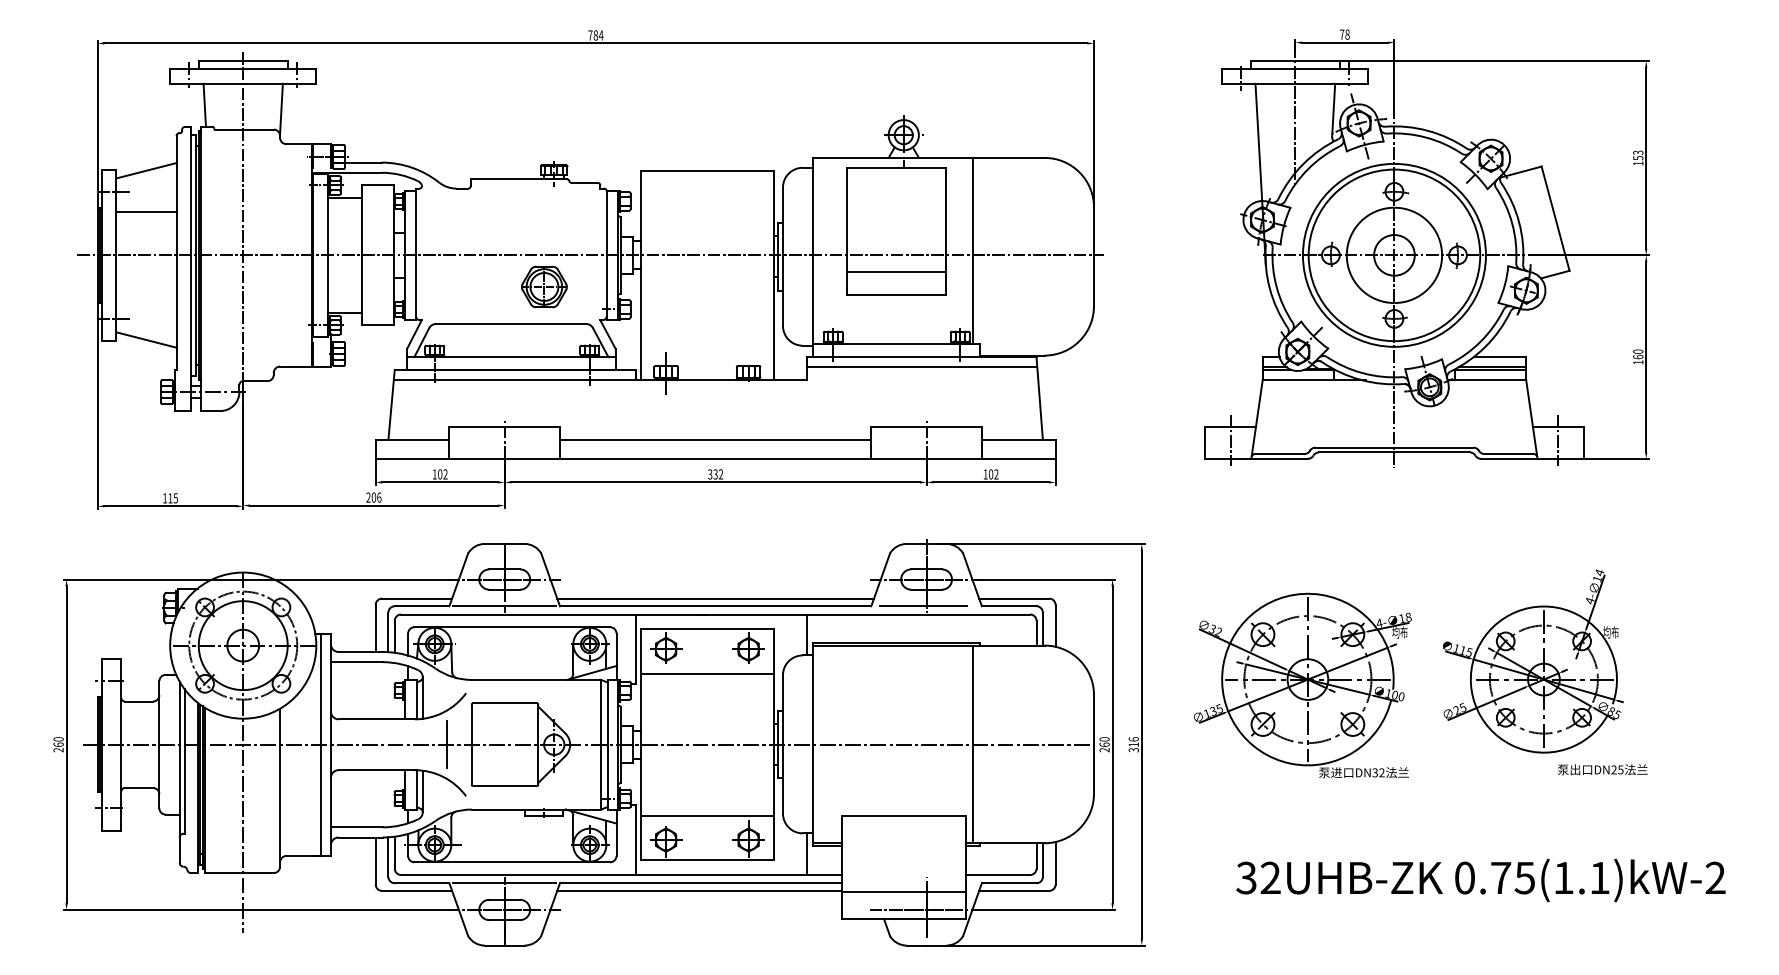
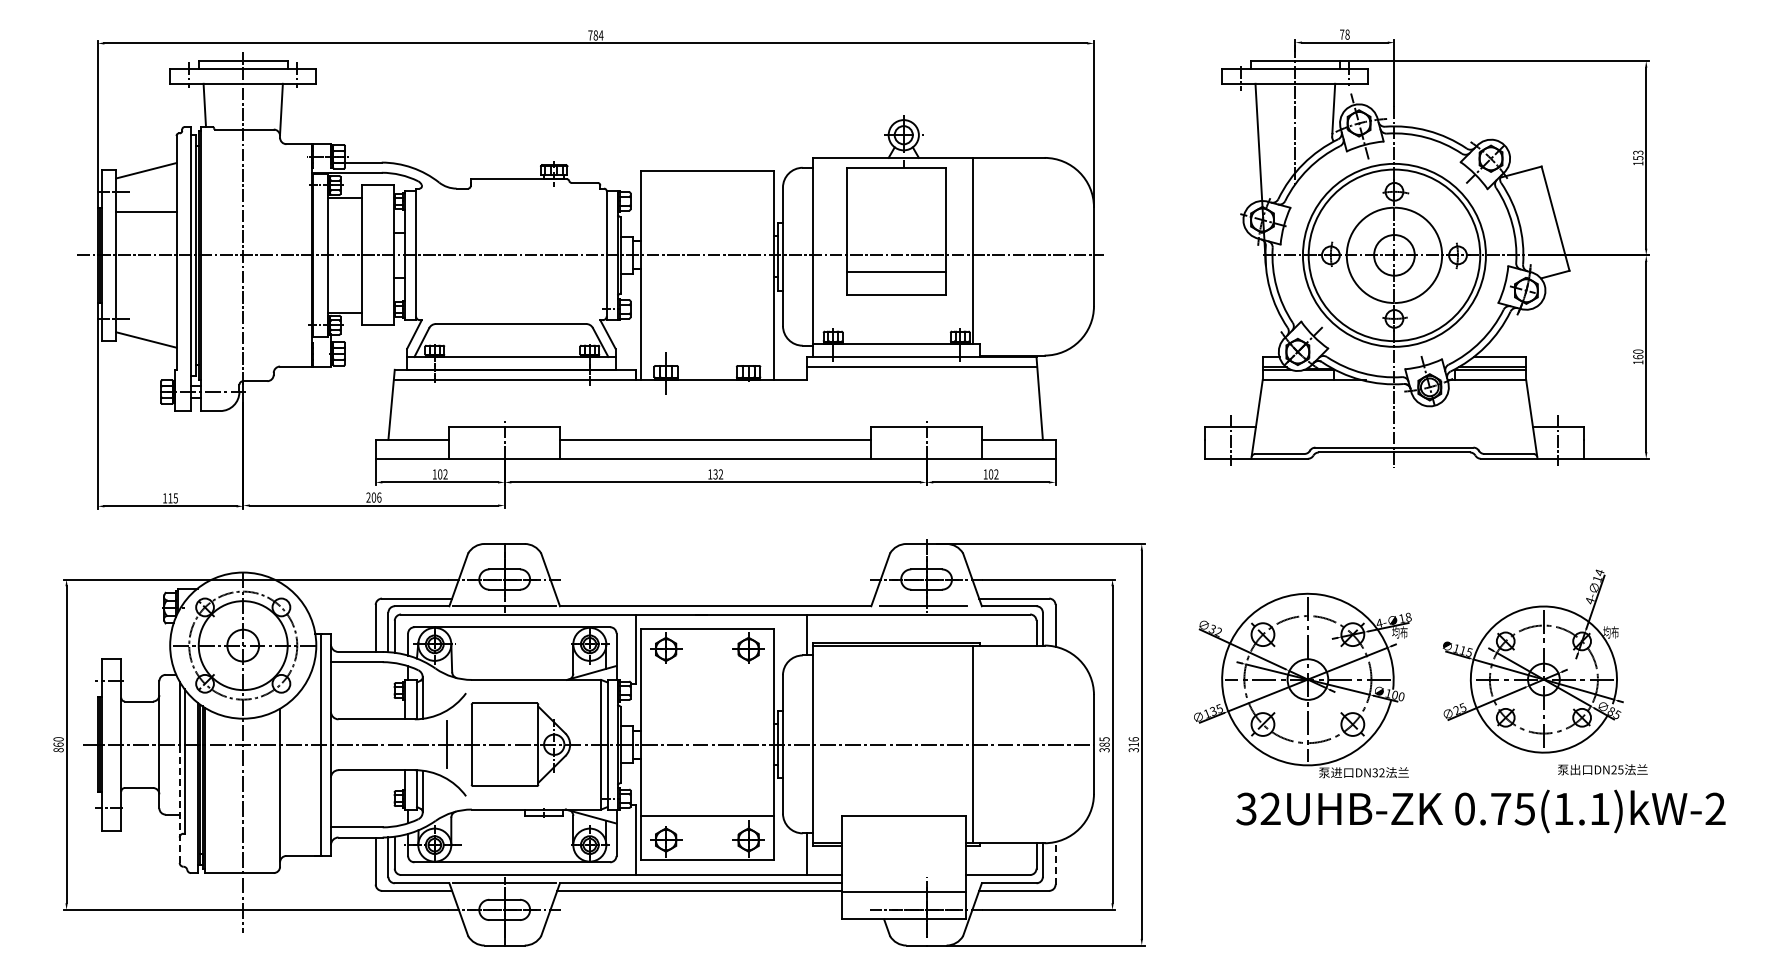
part: present -> none (544, 286)
text: 332 -> 132 (710, 474)
line: present -> none (715, 598)
line: present -> none (707, 673)
text: 260 -> 385 (1104, 744)
text: 260 -> 860 (58, 750)
line: solid -> dashed (179, 803)
line: solid -> dashed (1055, 862)
text position: (1480, 880) -> (1480, 811) (1480, 811)
